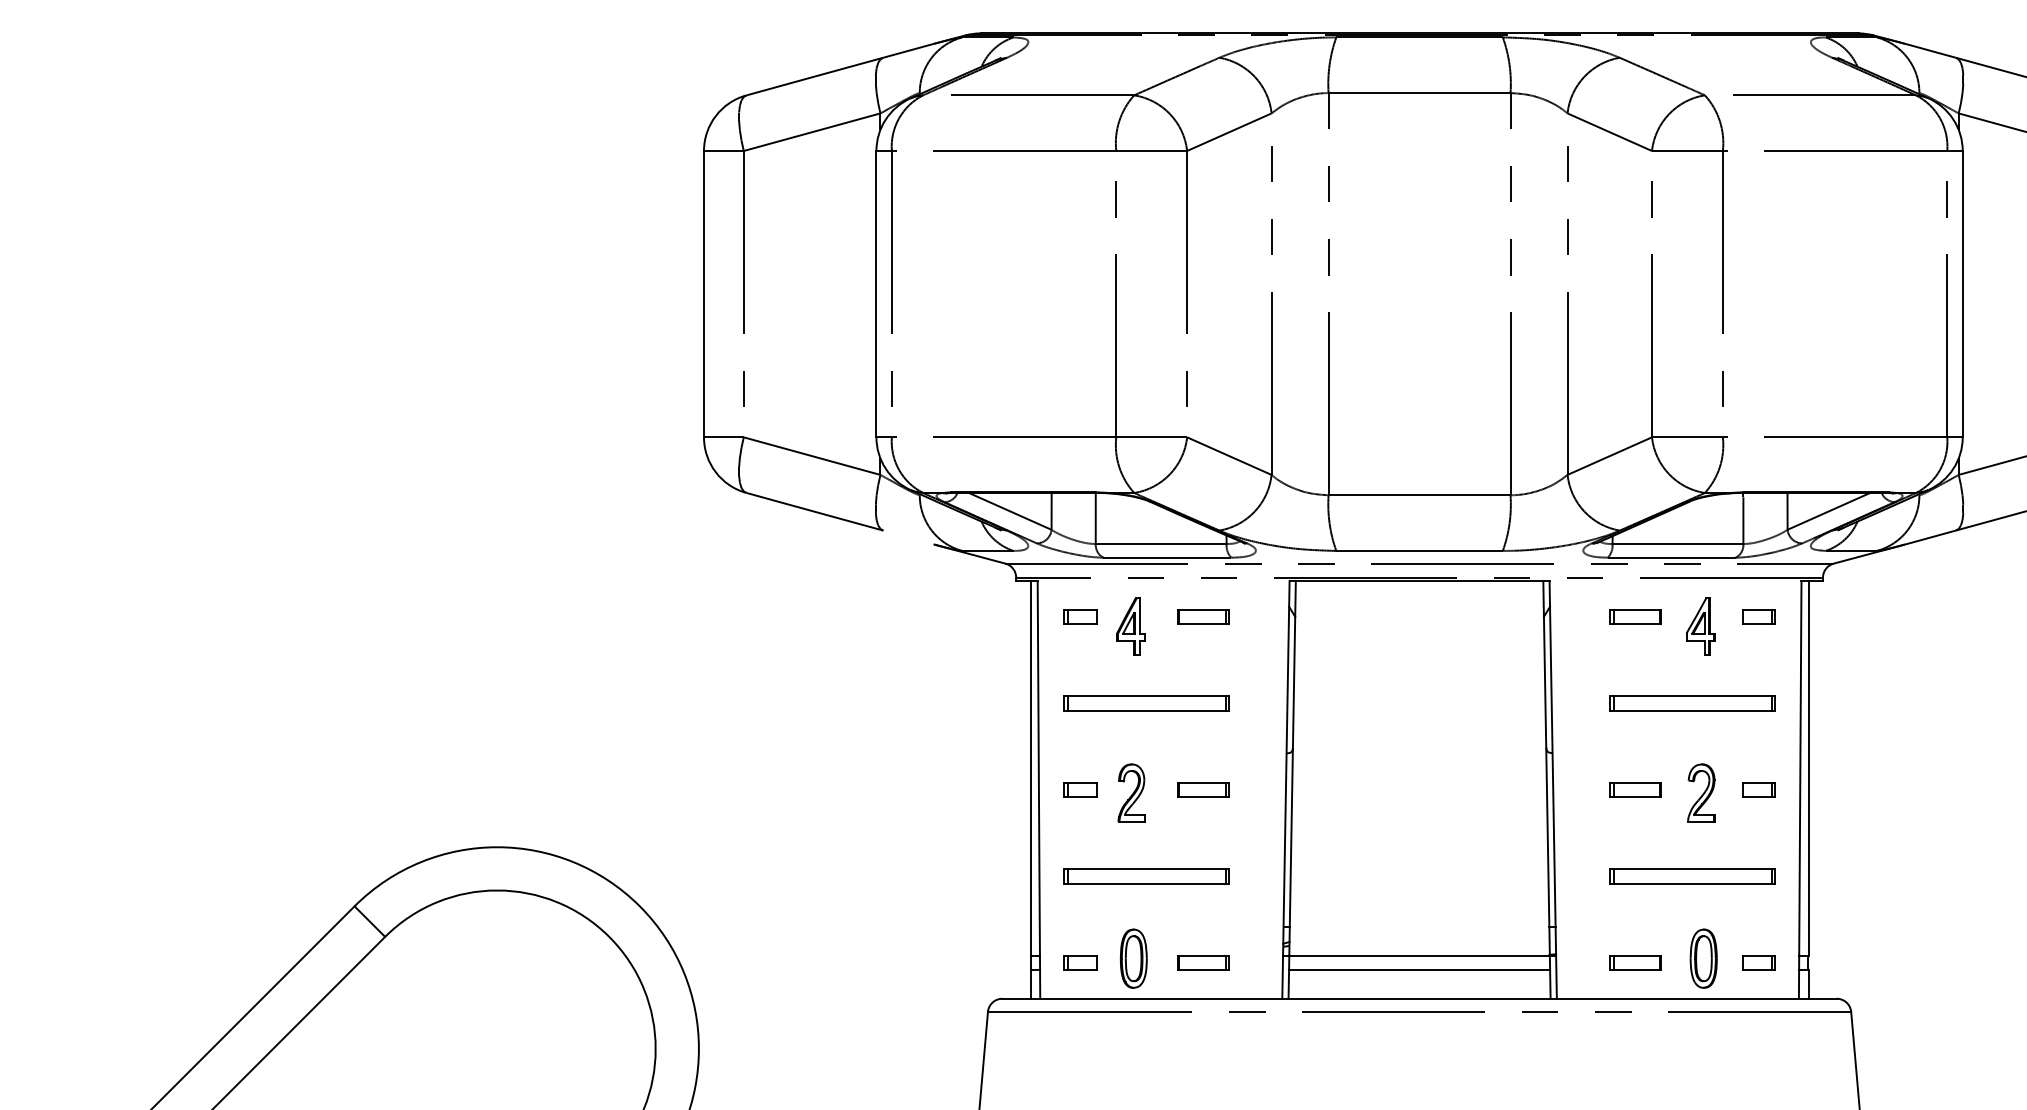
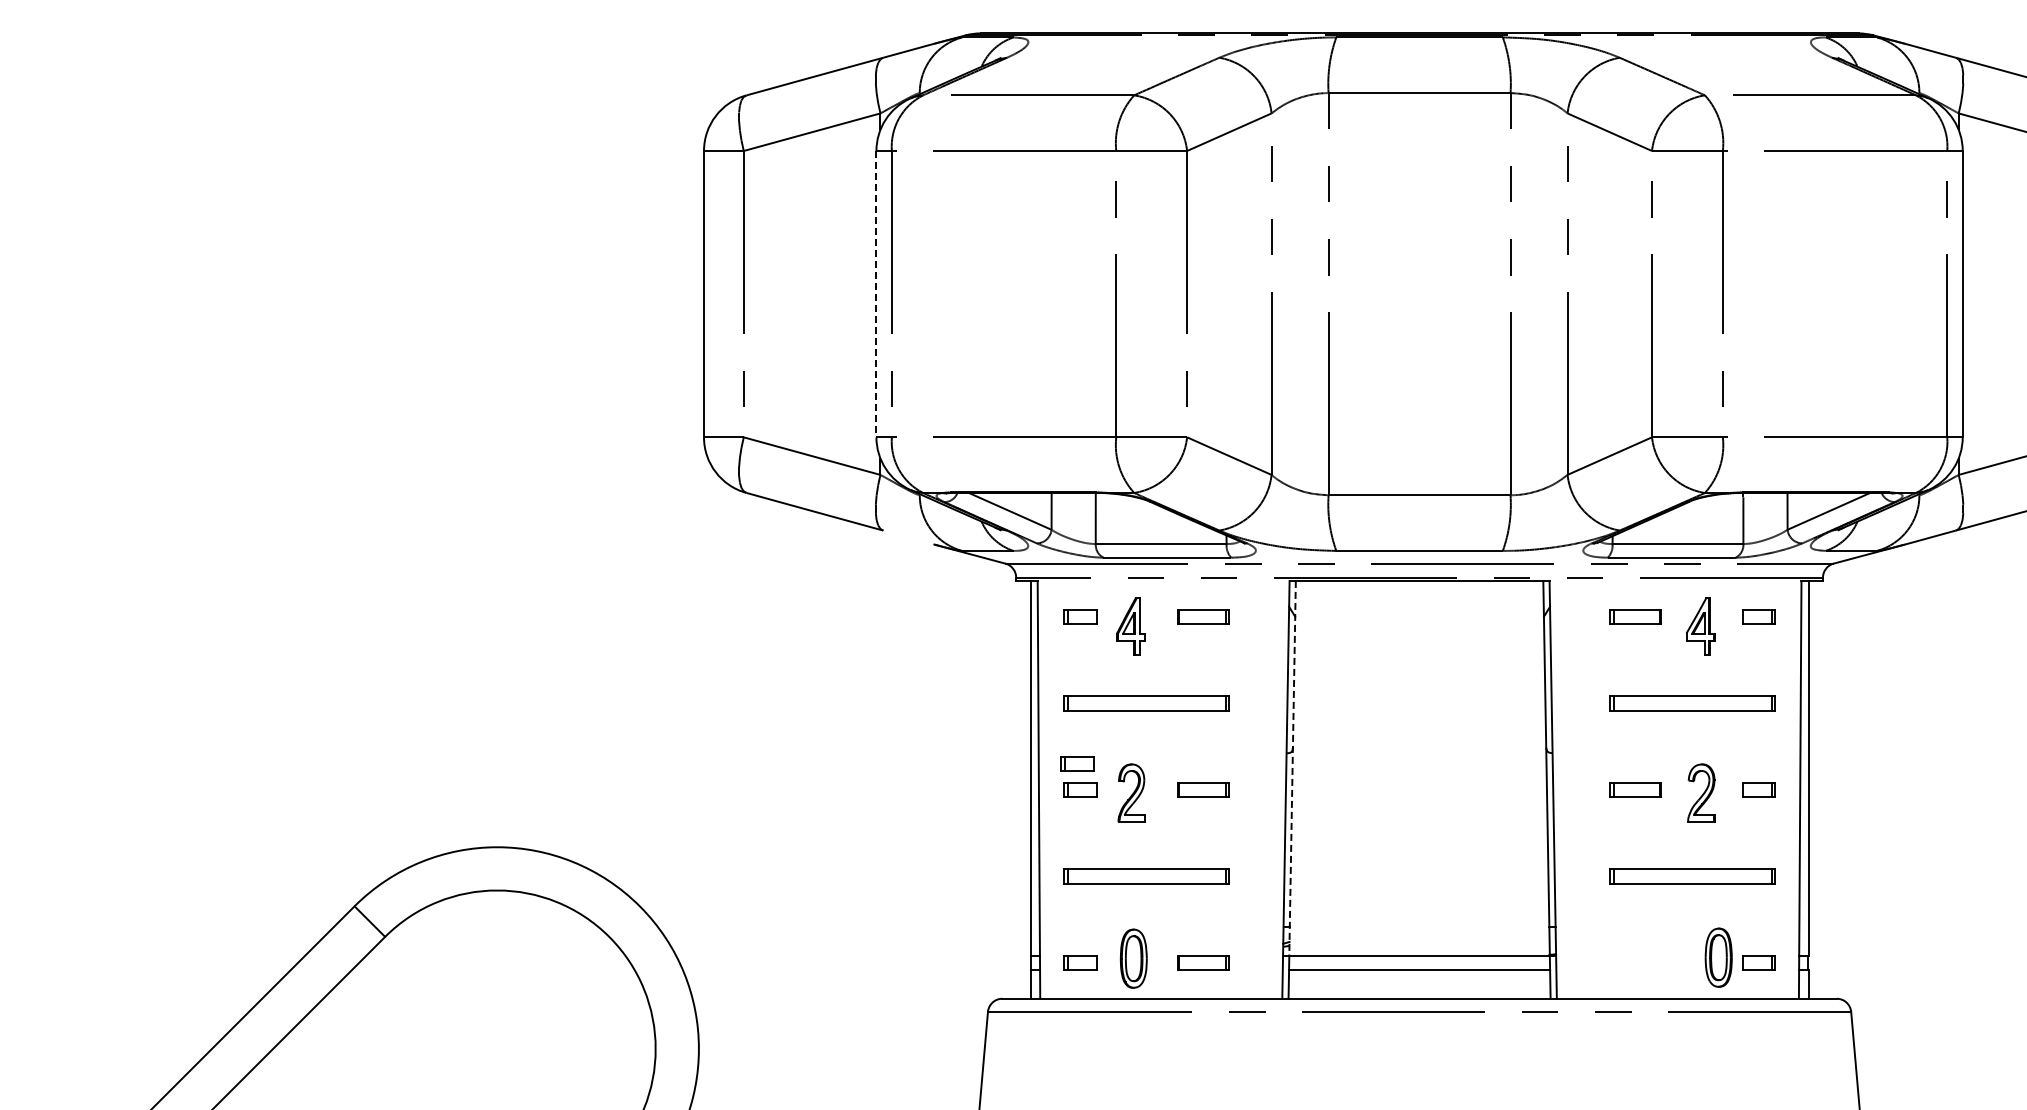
line: solid -> dashed (876, 294)
part: none -> present (1077, 763)
line: solid -> dashed (1292, 768)
part position: (1703, 958) -> (1718, 957) (1718, 957)
part: present -> none (1635, 962)
